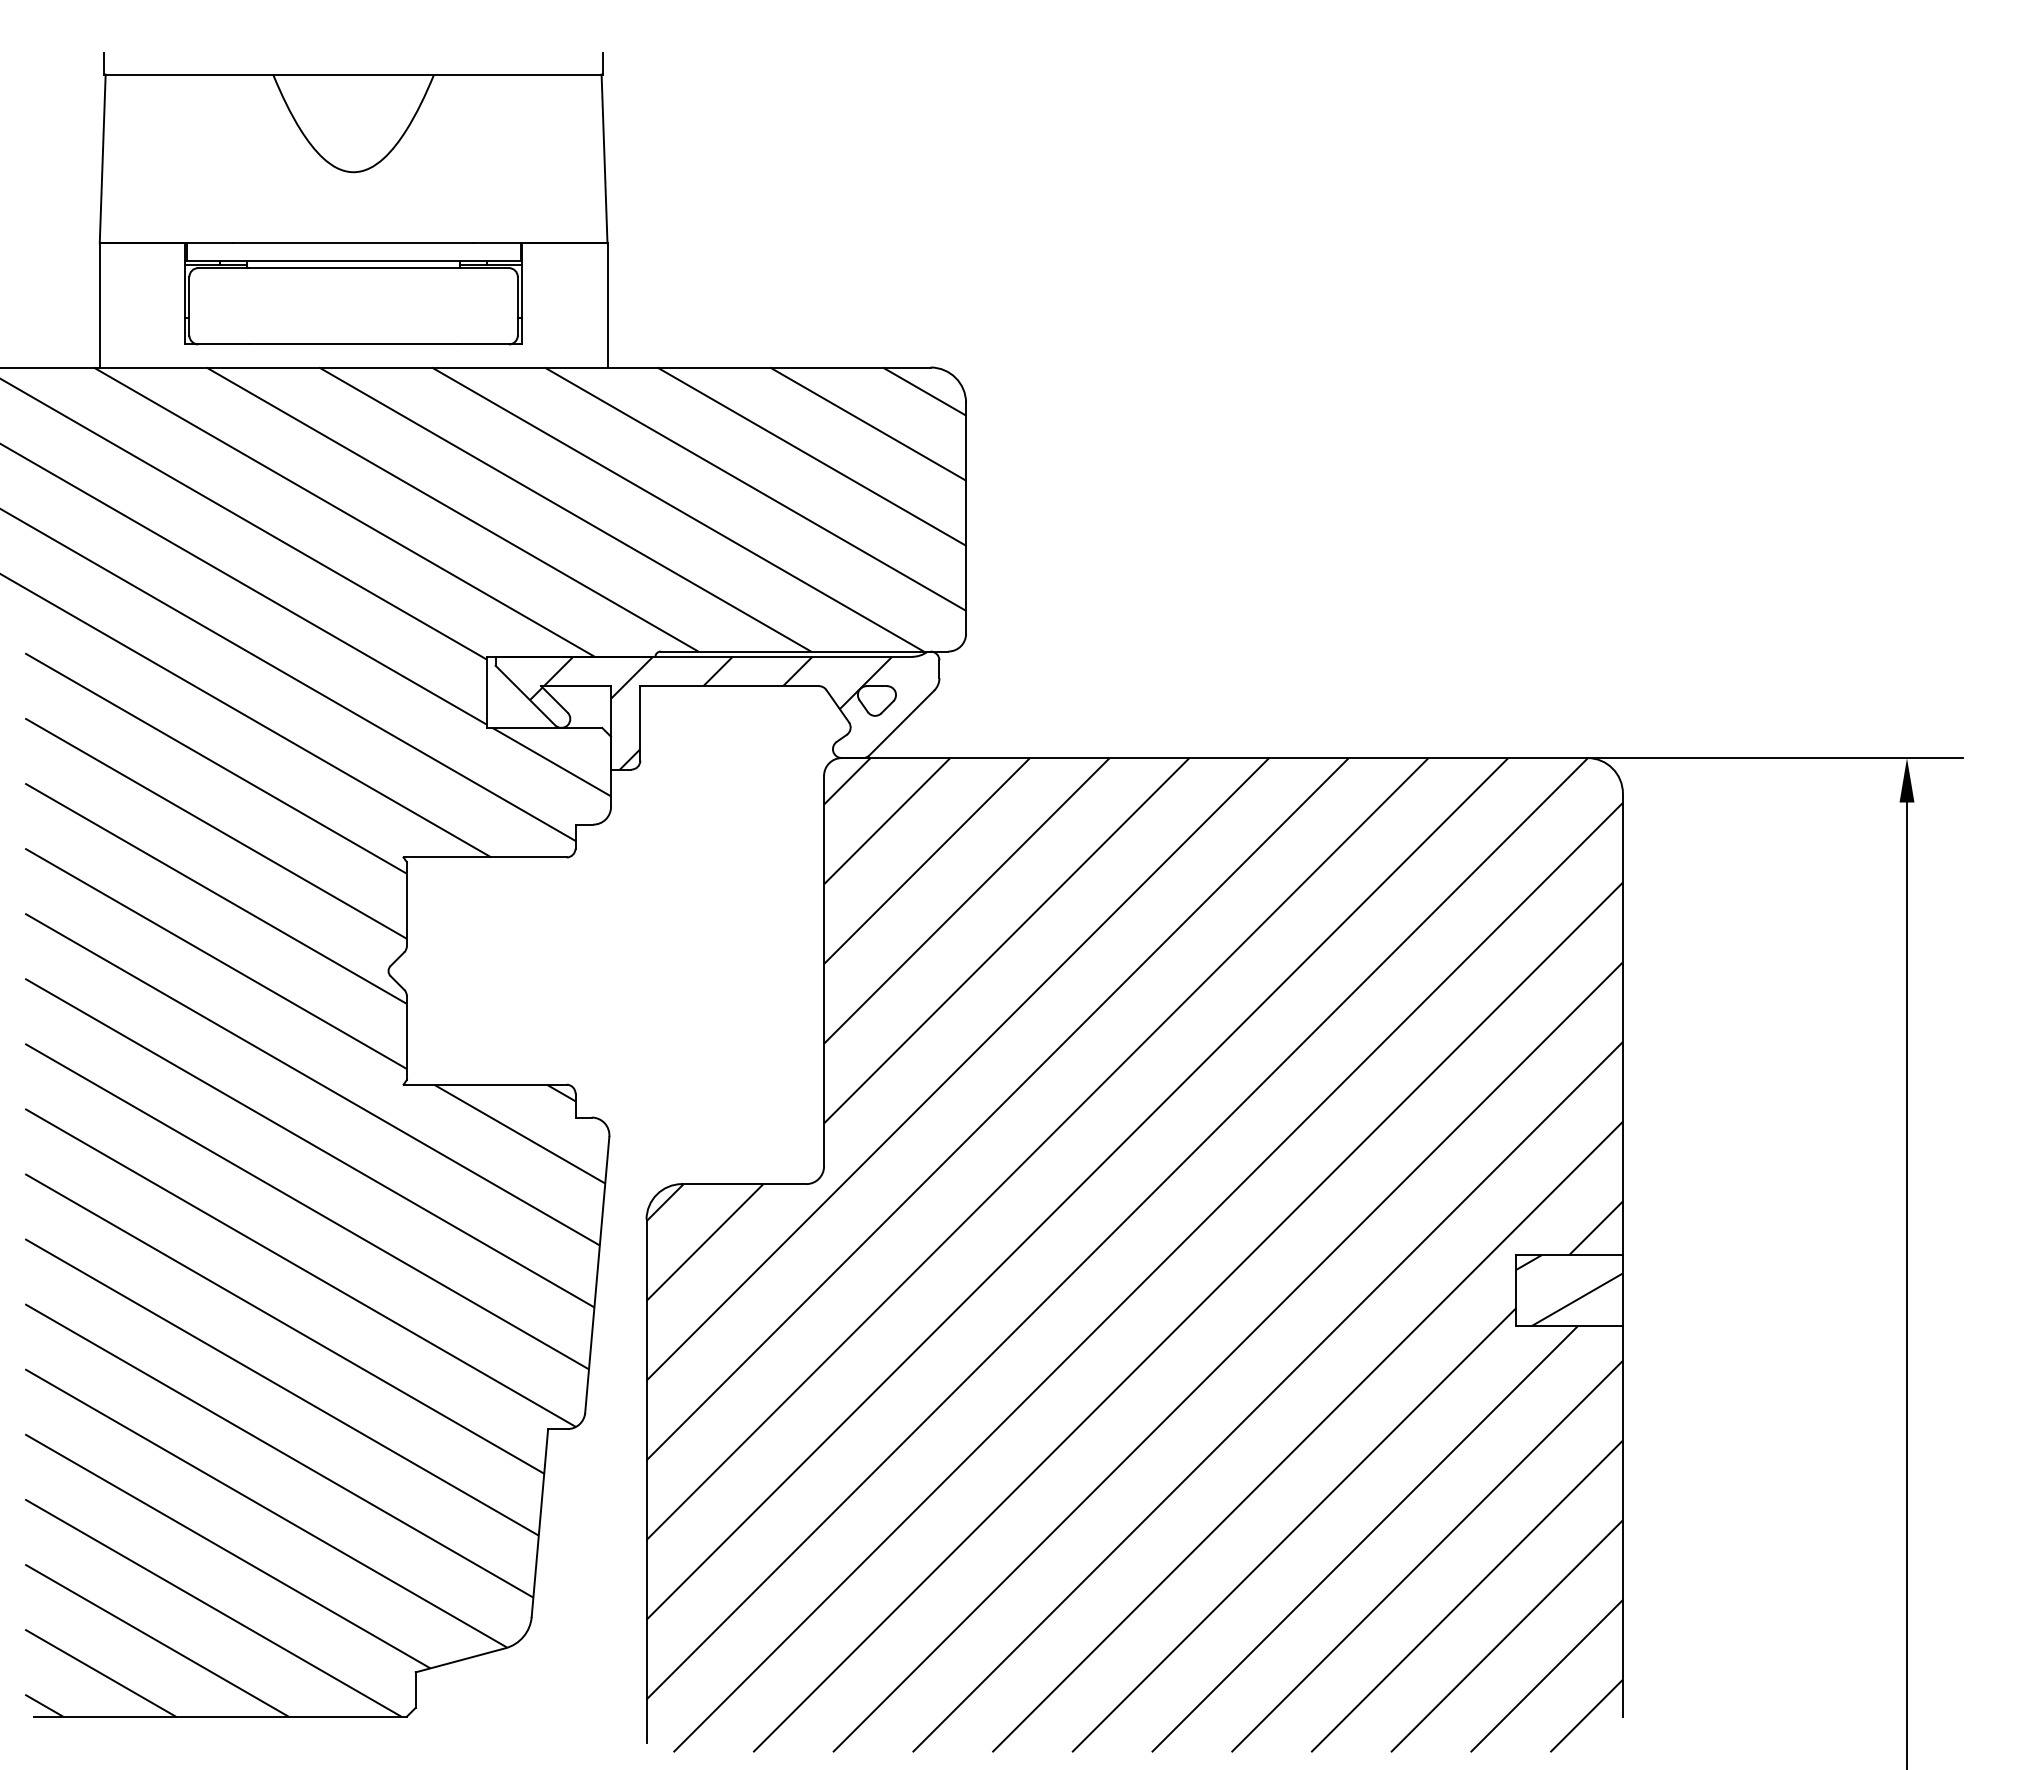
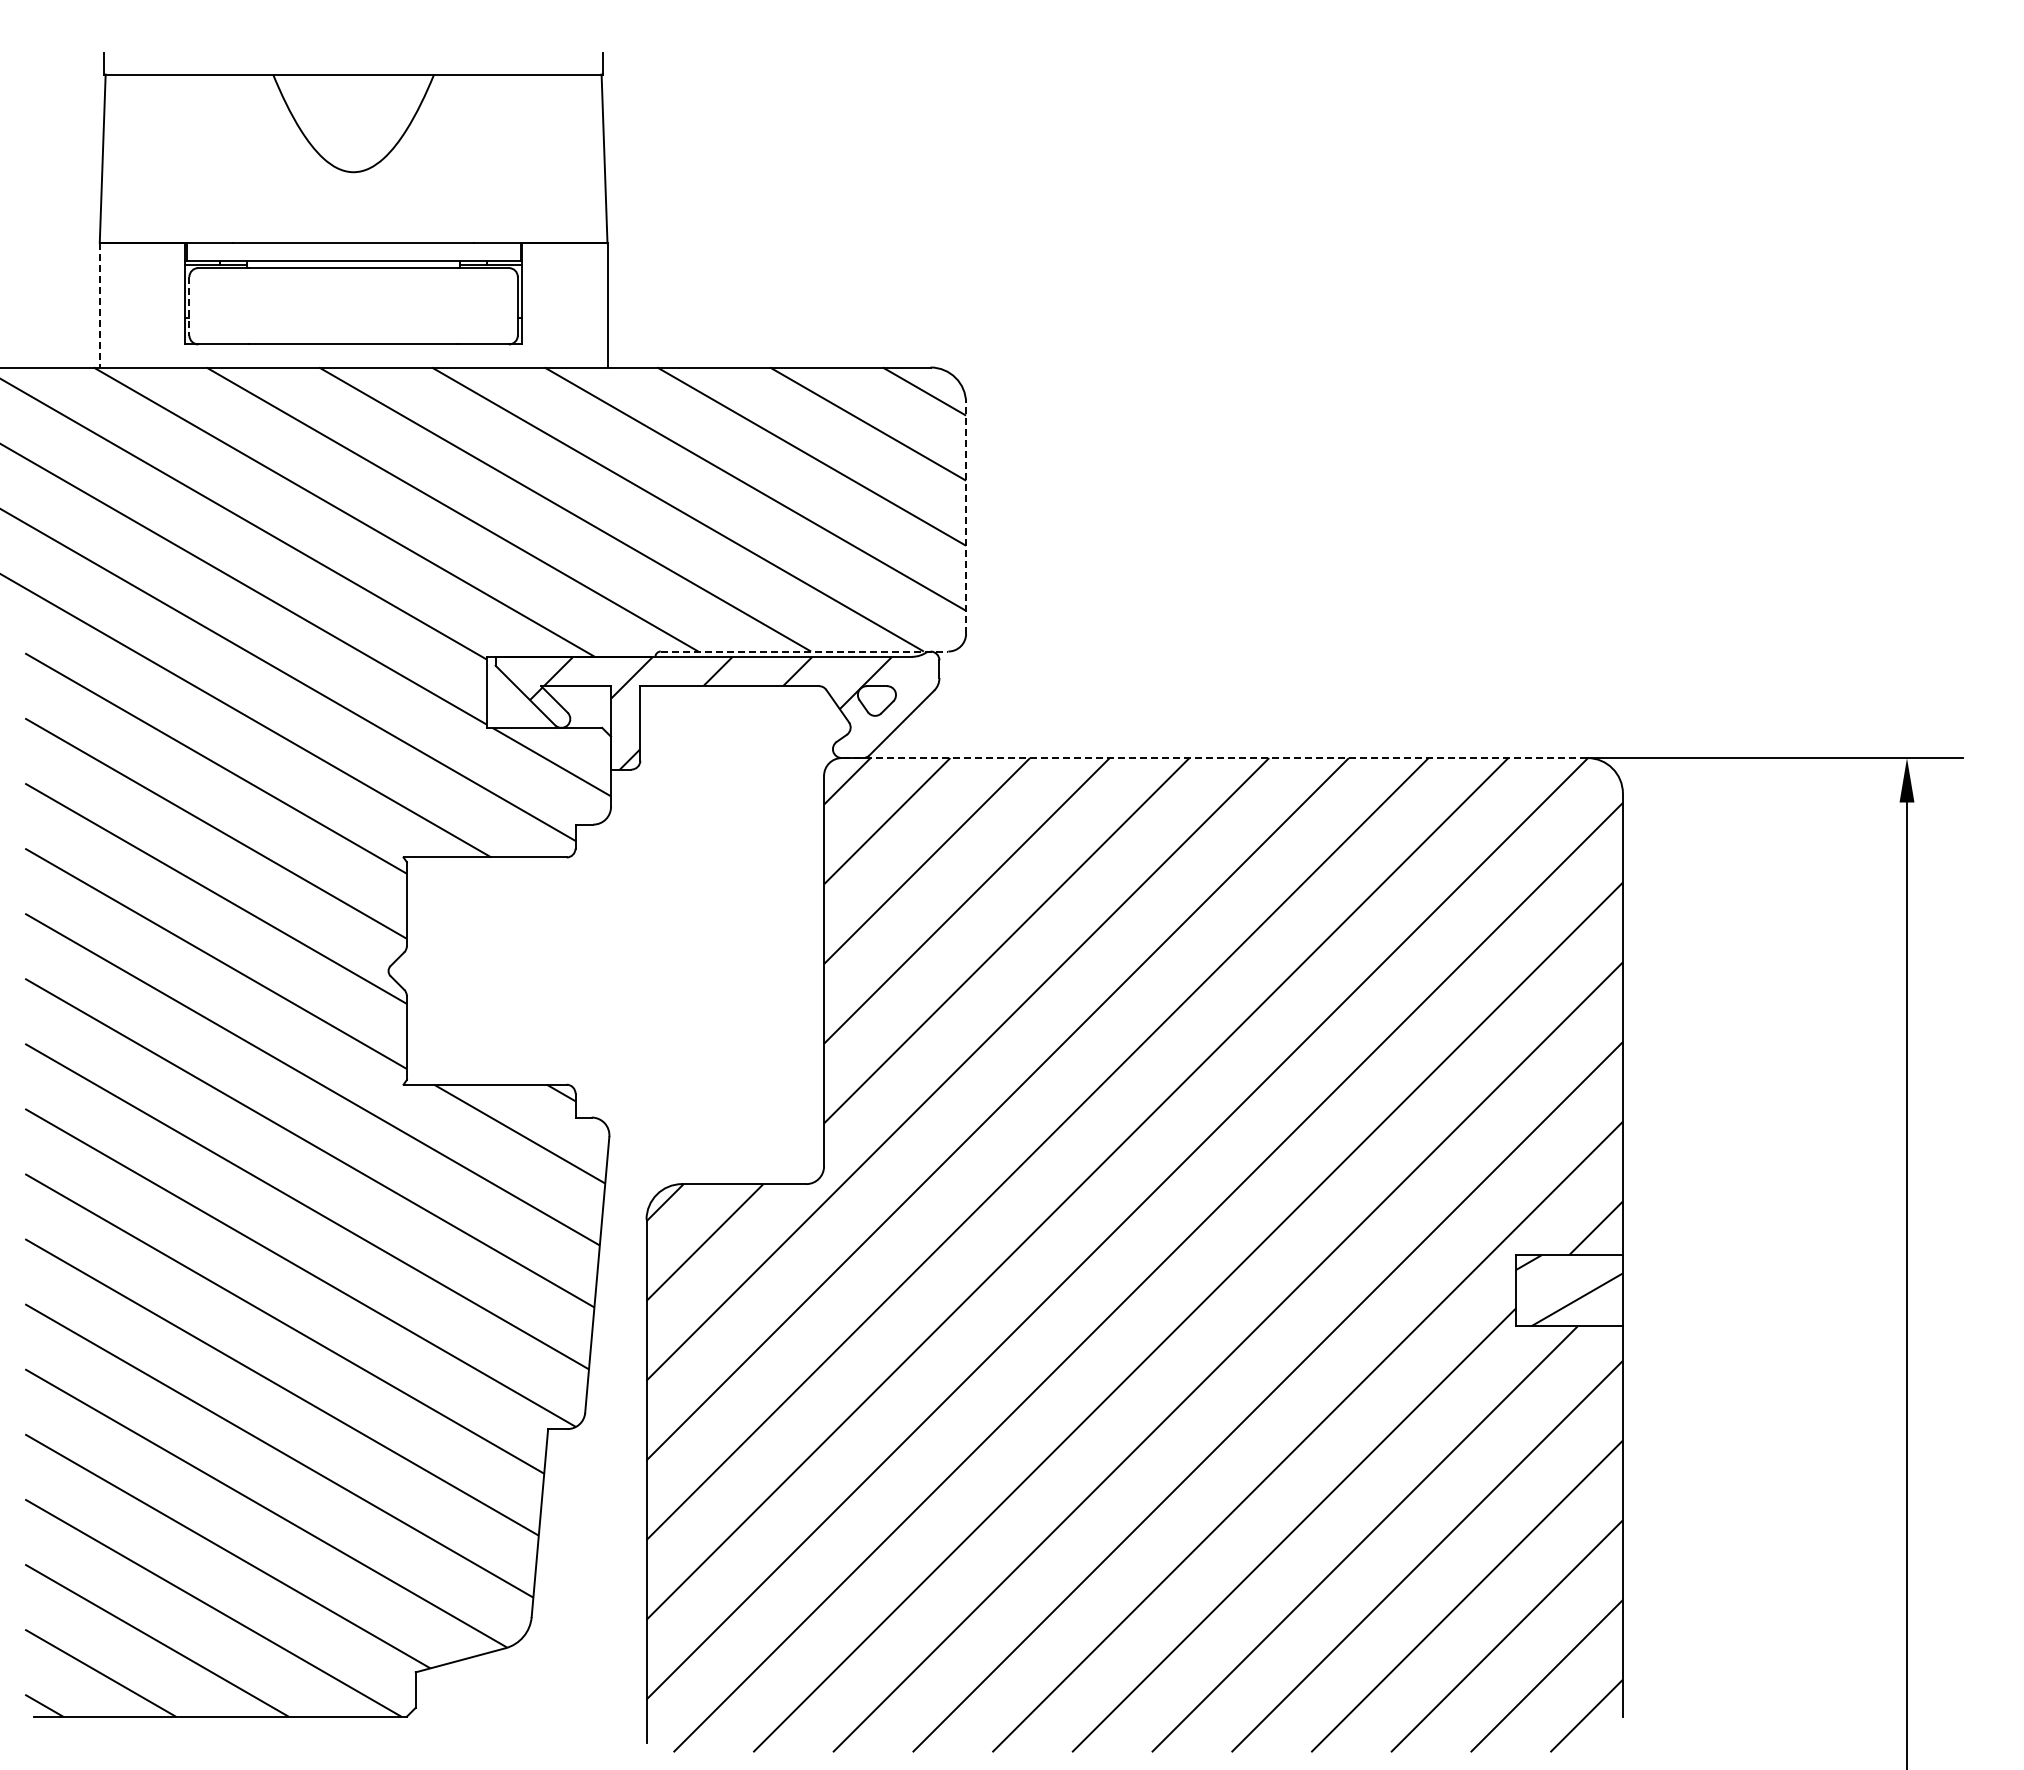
line: solid -> dashed (99, 305)
line: solid -> dashed (189, 306)
line: solid -> dashed (966, 517)
line: solid -> dashed (804, 651)
line: solid -> dashed (1214, 758)
